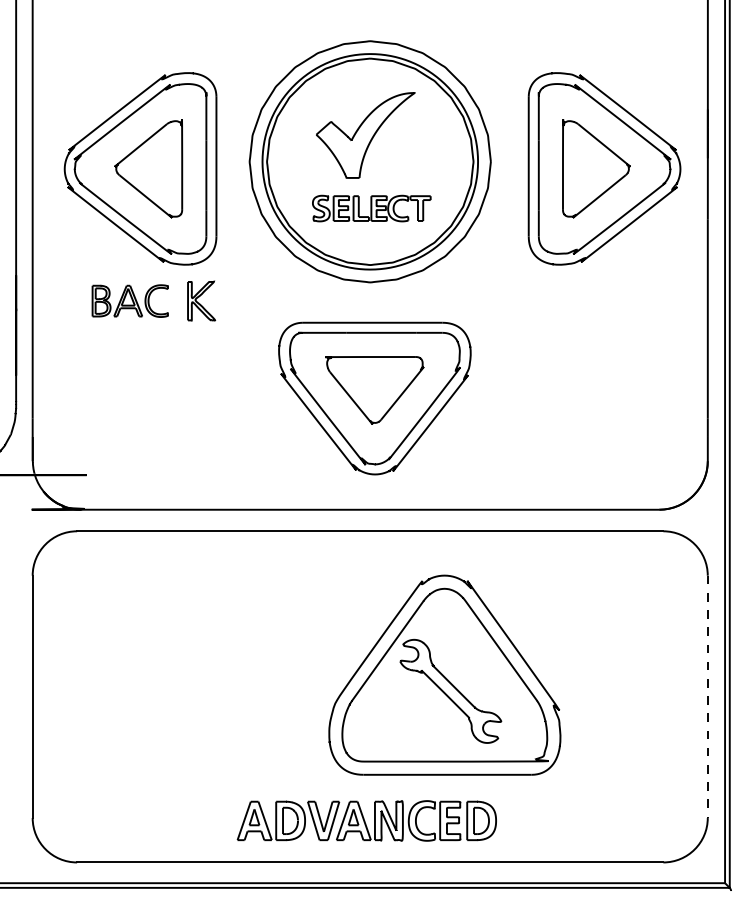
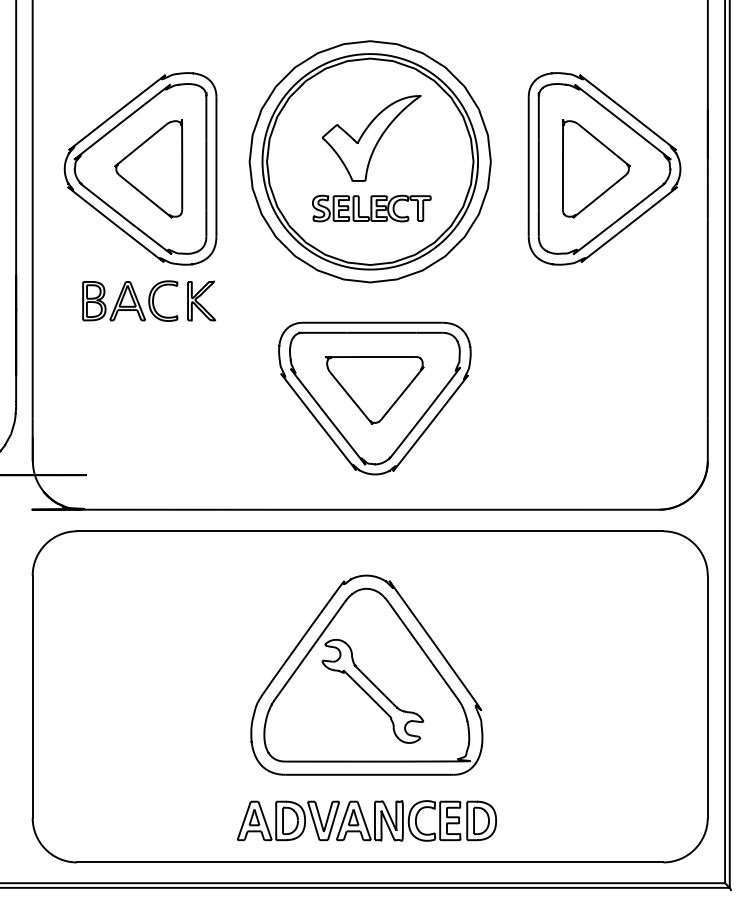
part position: (365, 135) -> (371, 138) (371, 138)
part size: 78x34 px -> 97x42 px (130, 300)
part position: (444, 674) -> (366, 674) (366, 674)
line: dashed -> solid (707, 697)
